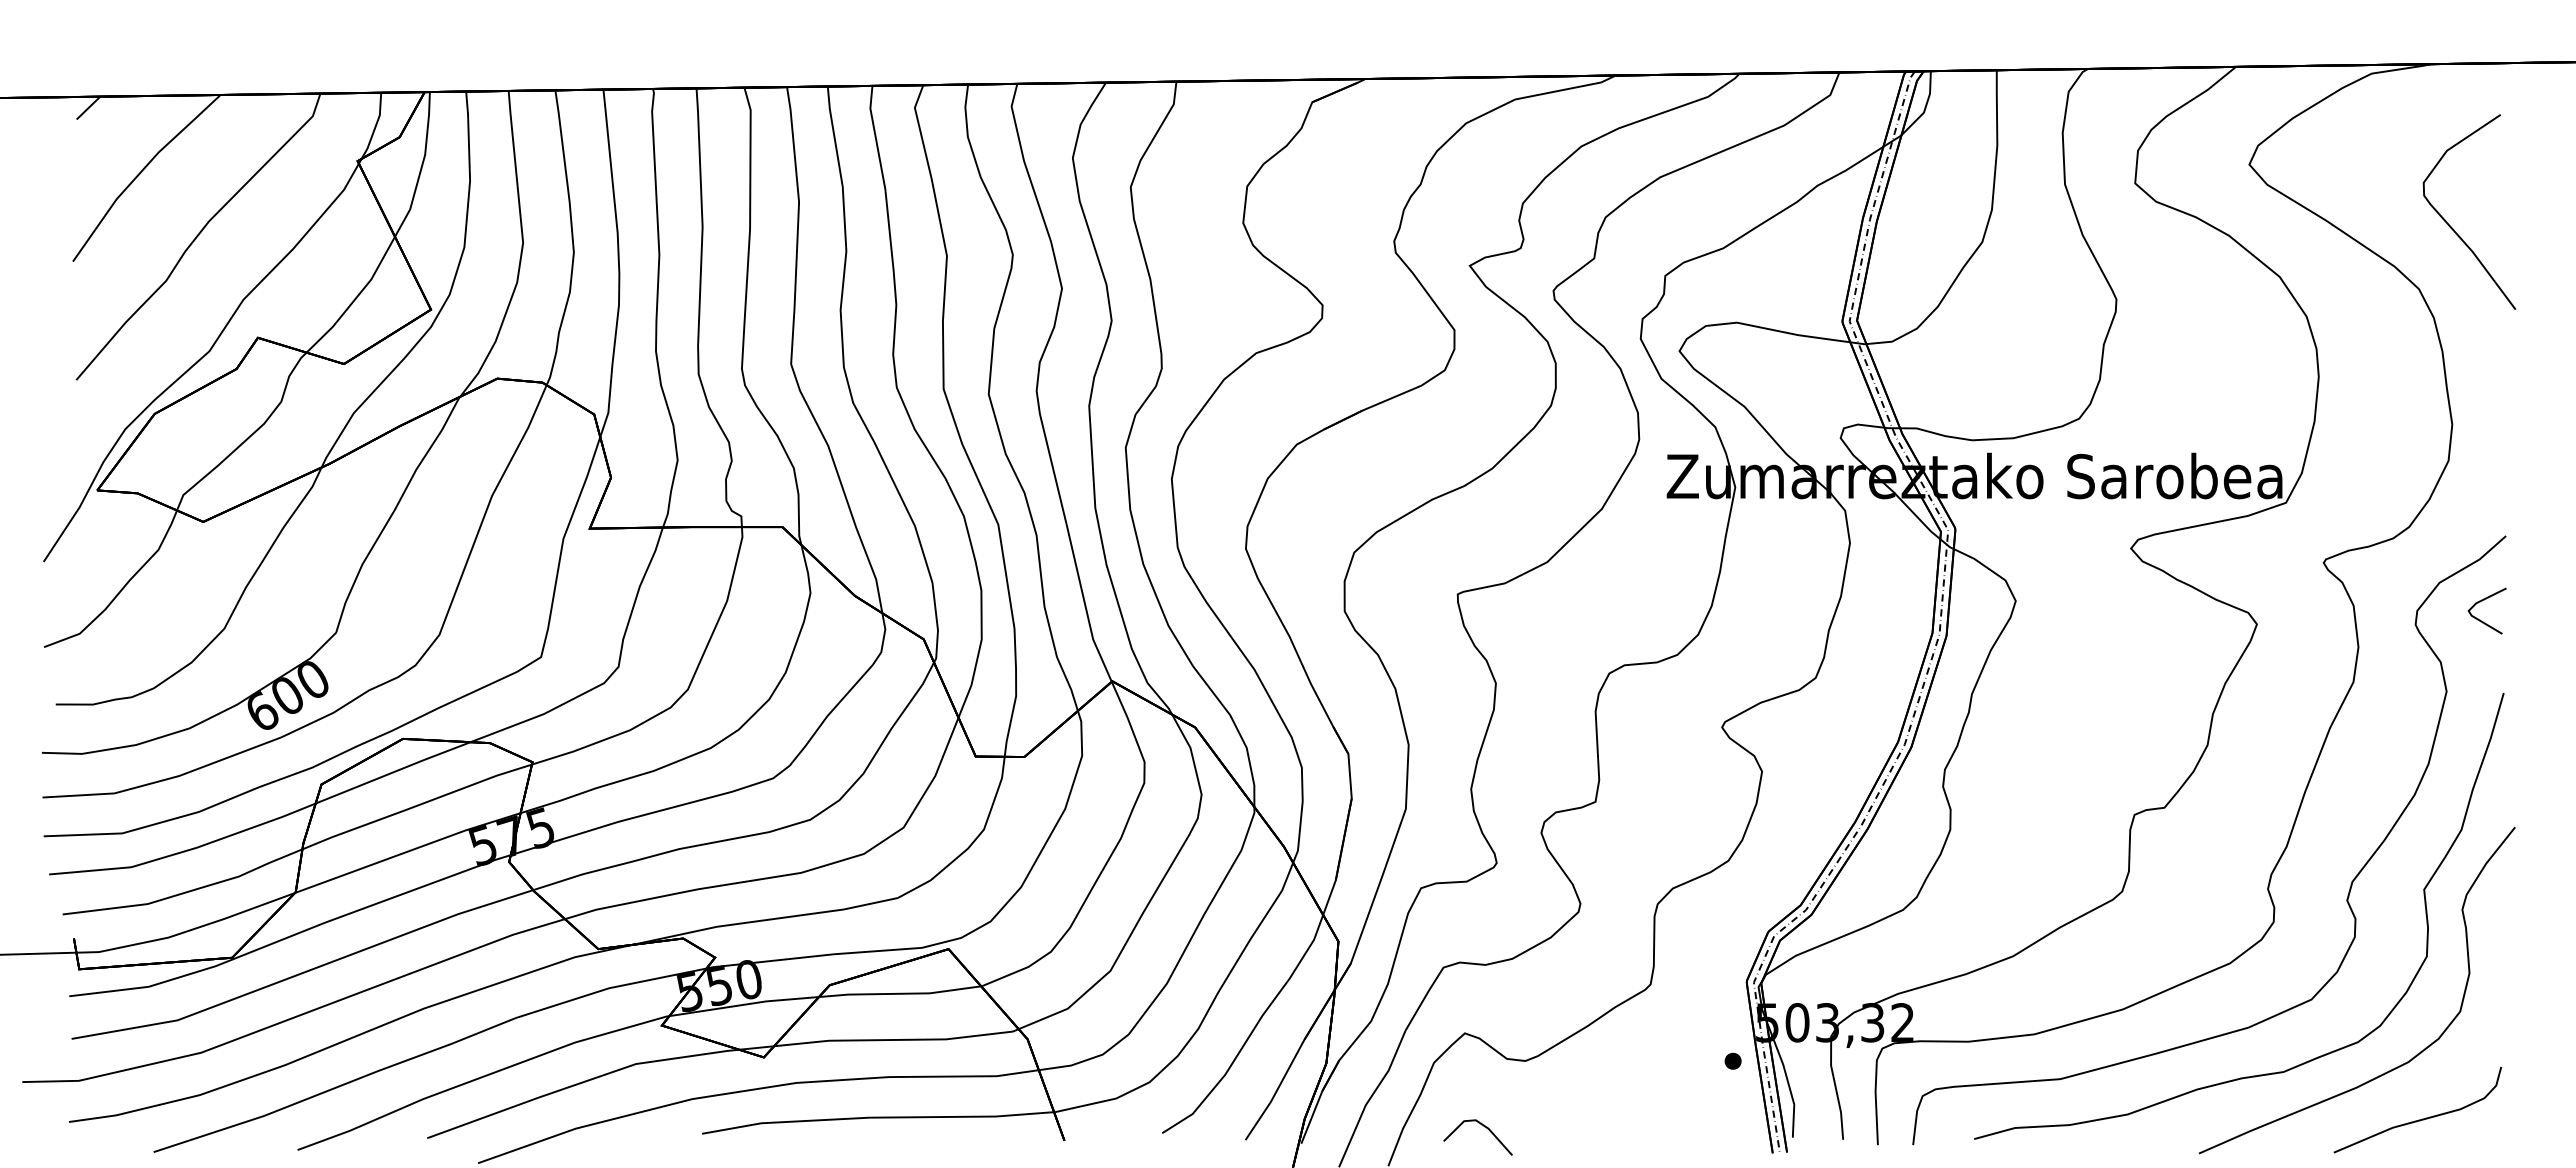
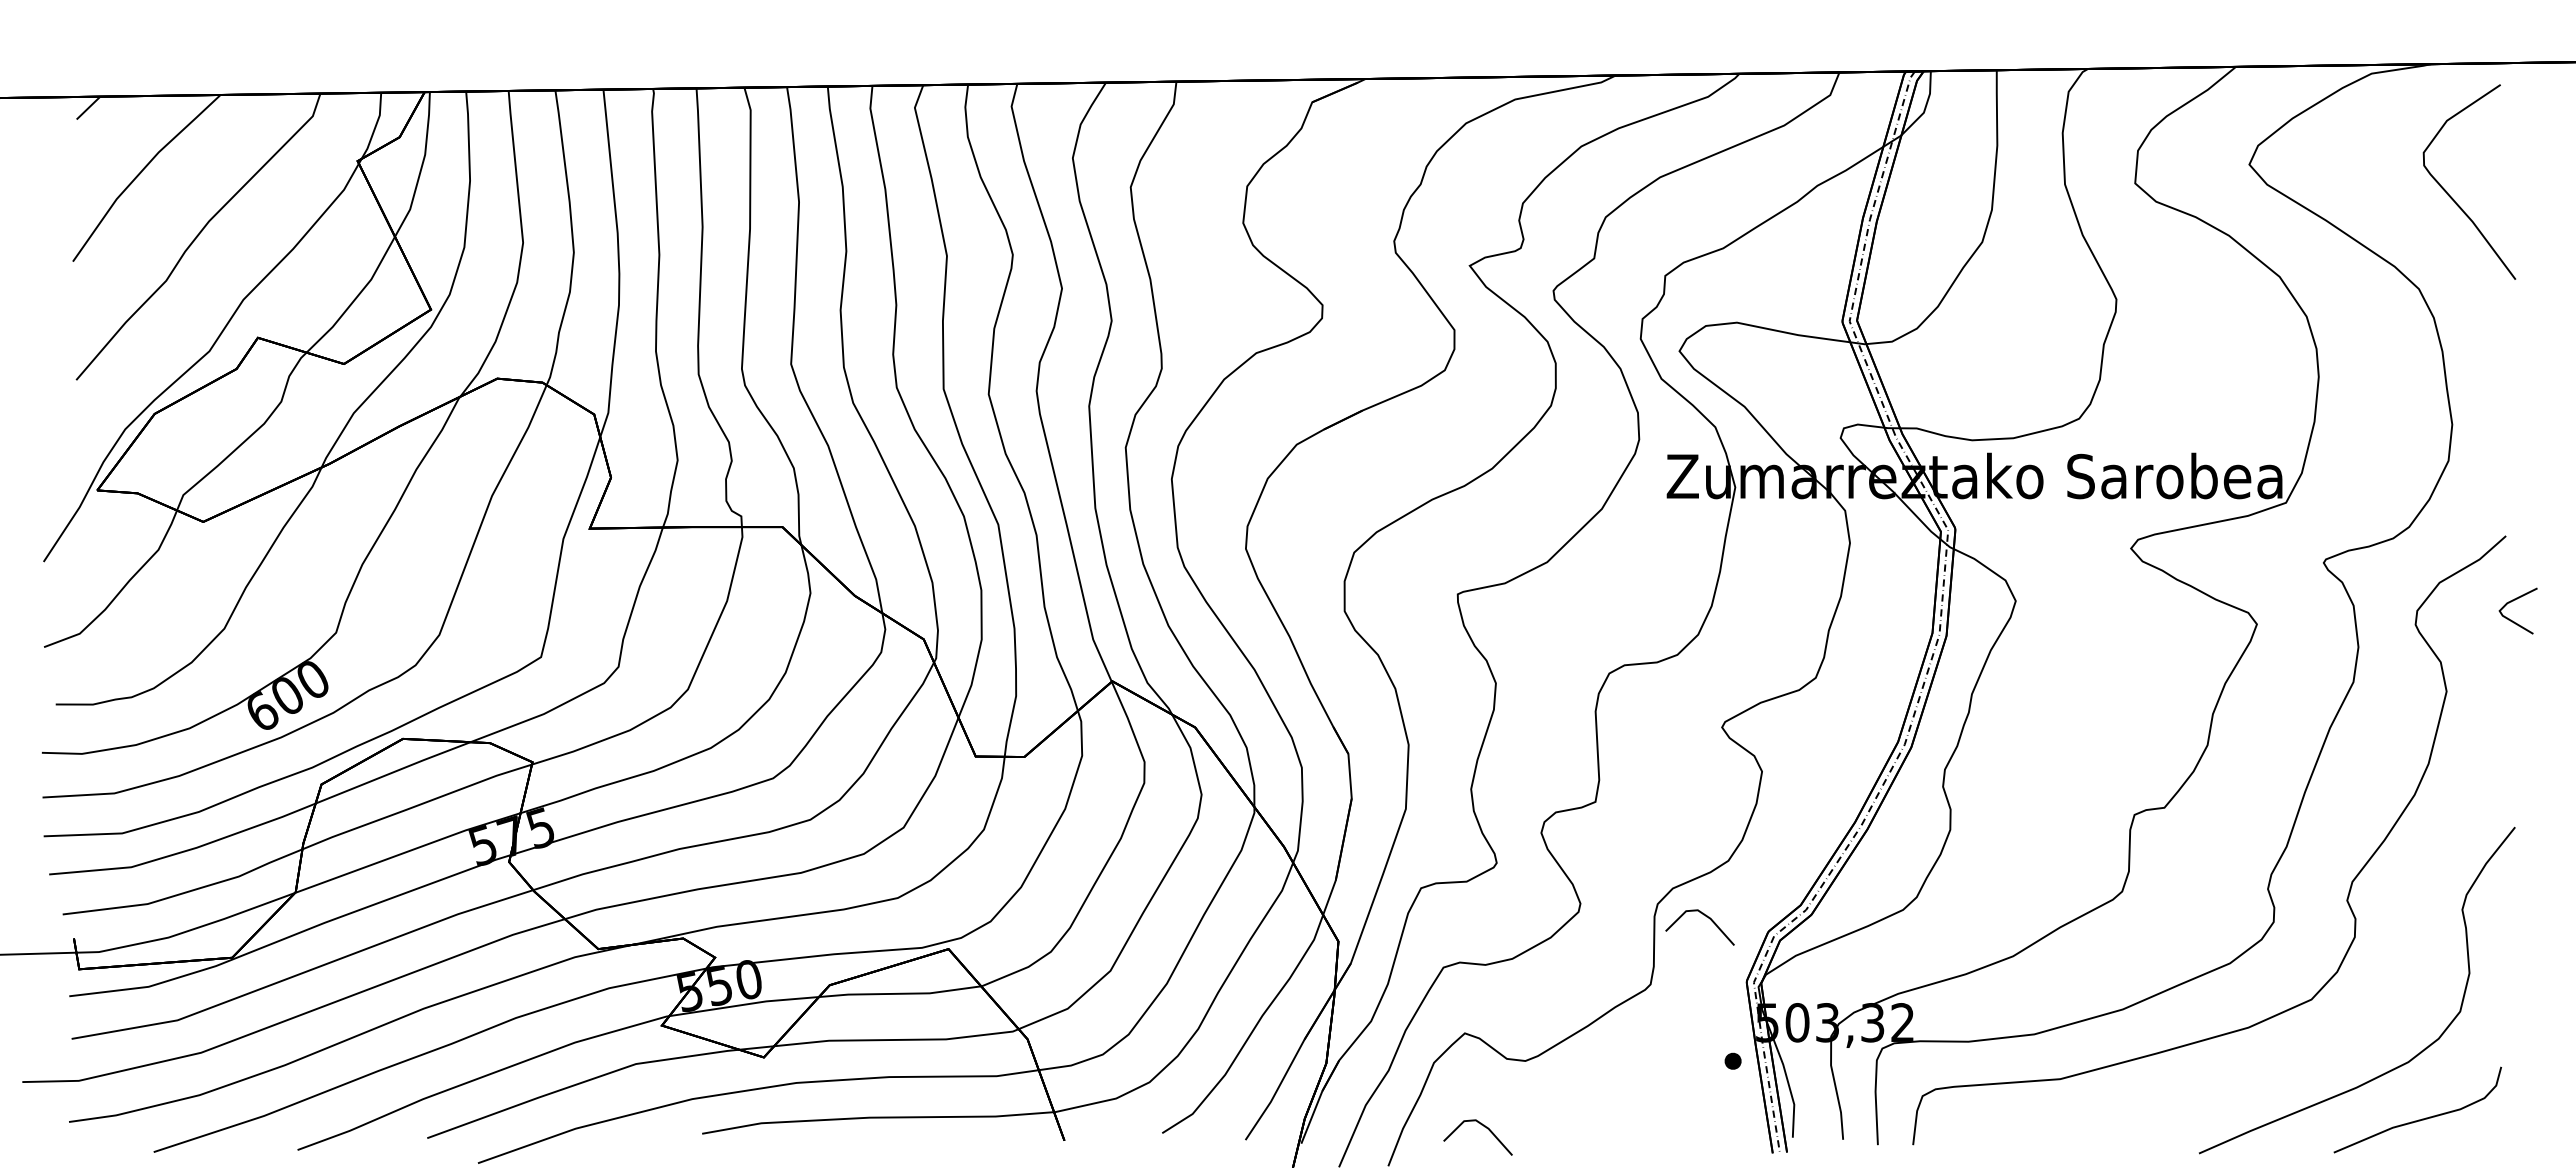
curve position: (2452, 227) -> (2452, 197) (2452, 197)
line position: (2482, 601) -> (2513, 601) (2513, 601)
line: none -> present (1706, 917)
curve: present -> none (2265, 1073)
